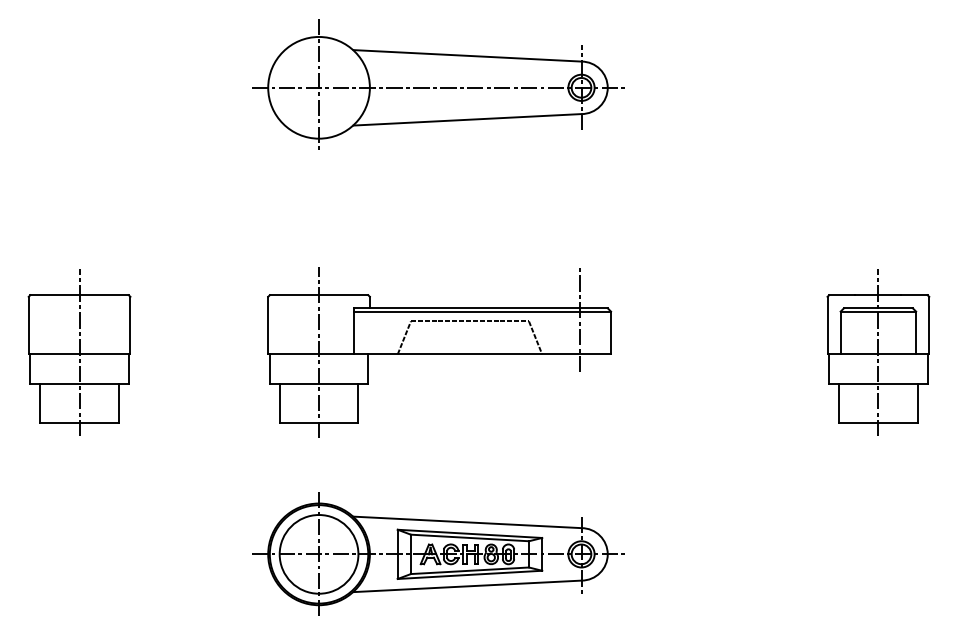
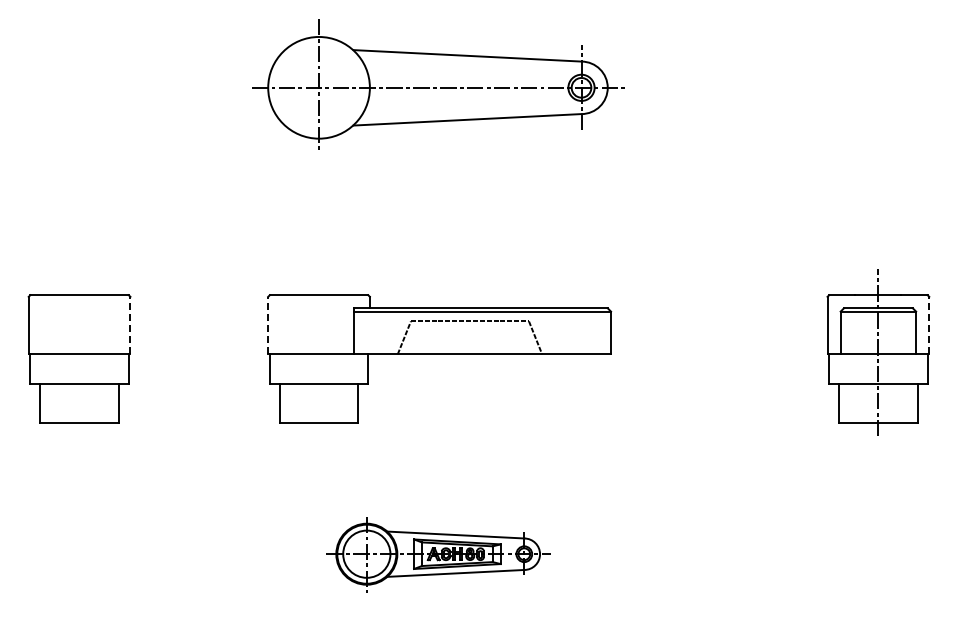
line: present -> none (579, 319)
line: solid -> dashed (130, 325)
line: solid -> dashed (268, 325)
line: solid -> dashed (929, 325)
line: present -> none (79, 352)
line: present -> none (319, 352)
part size: 373x124 px -> 225x76 px (438, 554)
